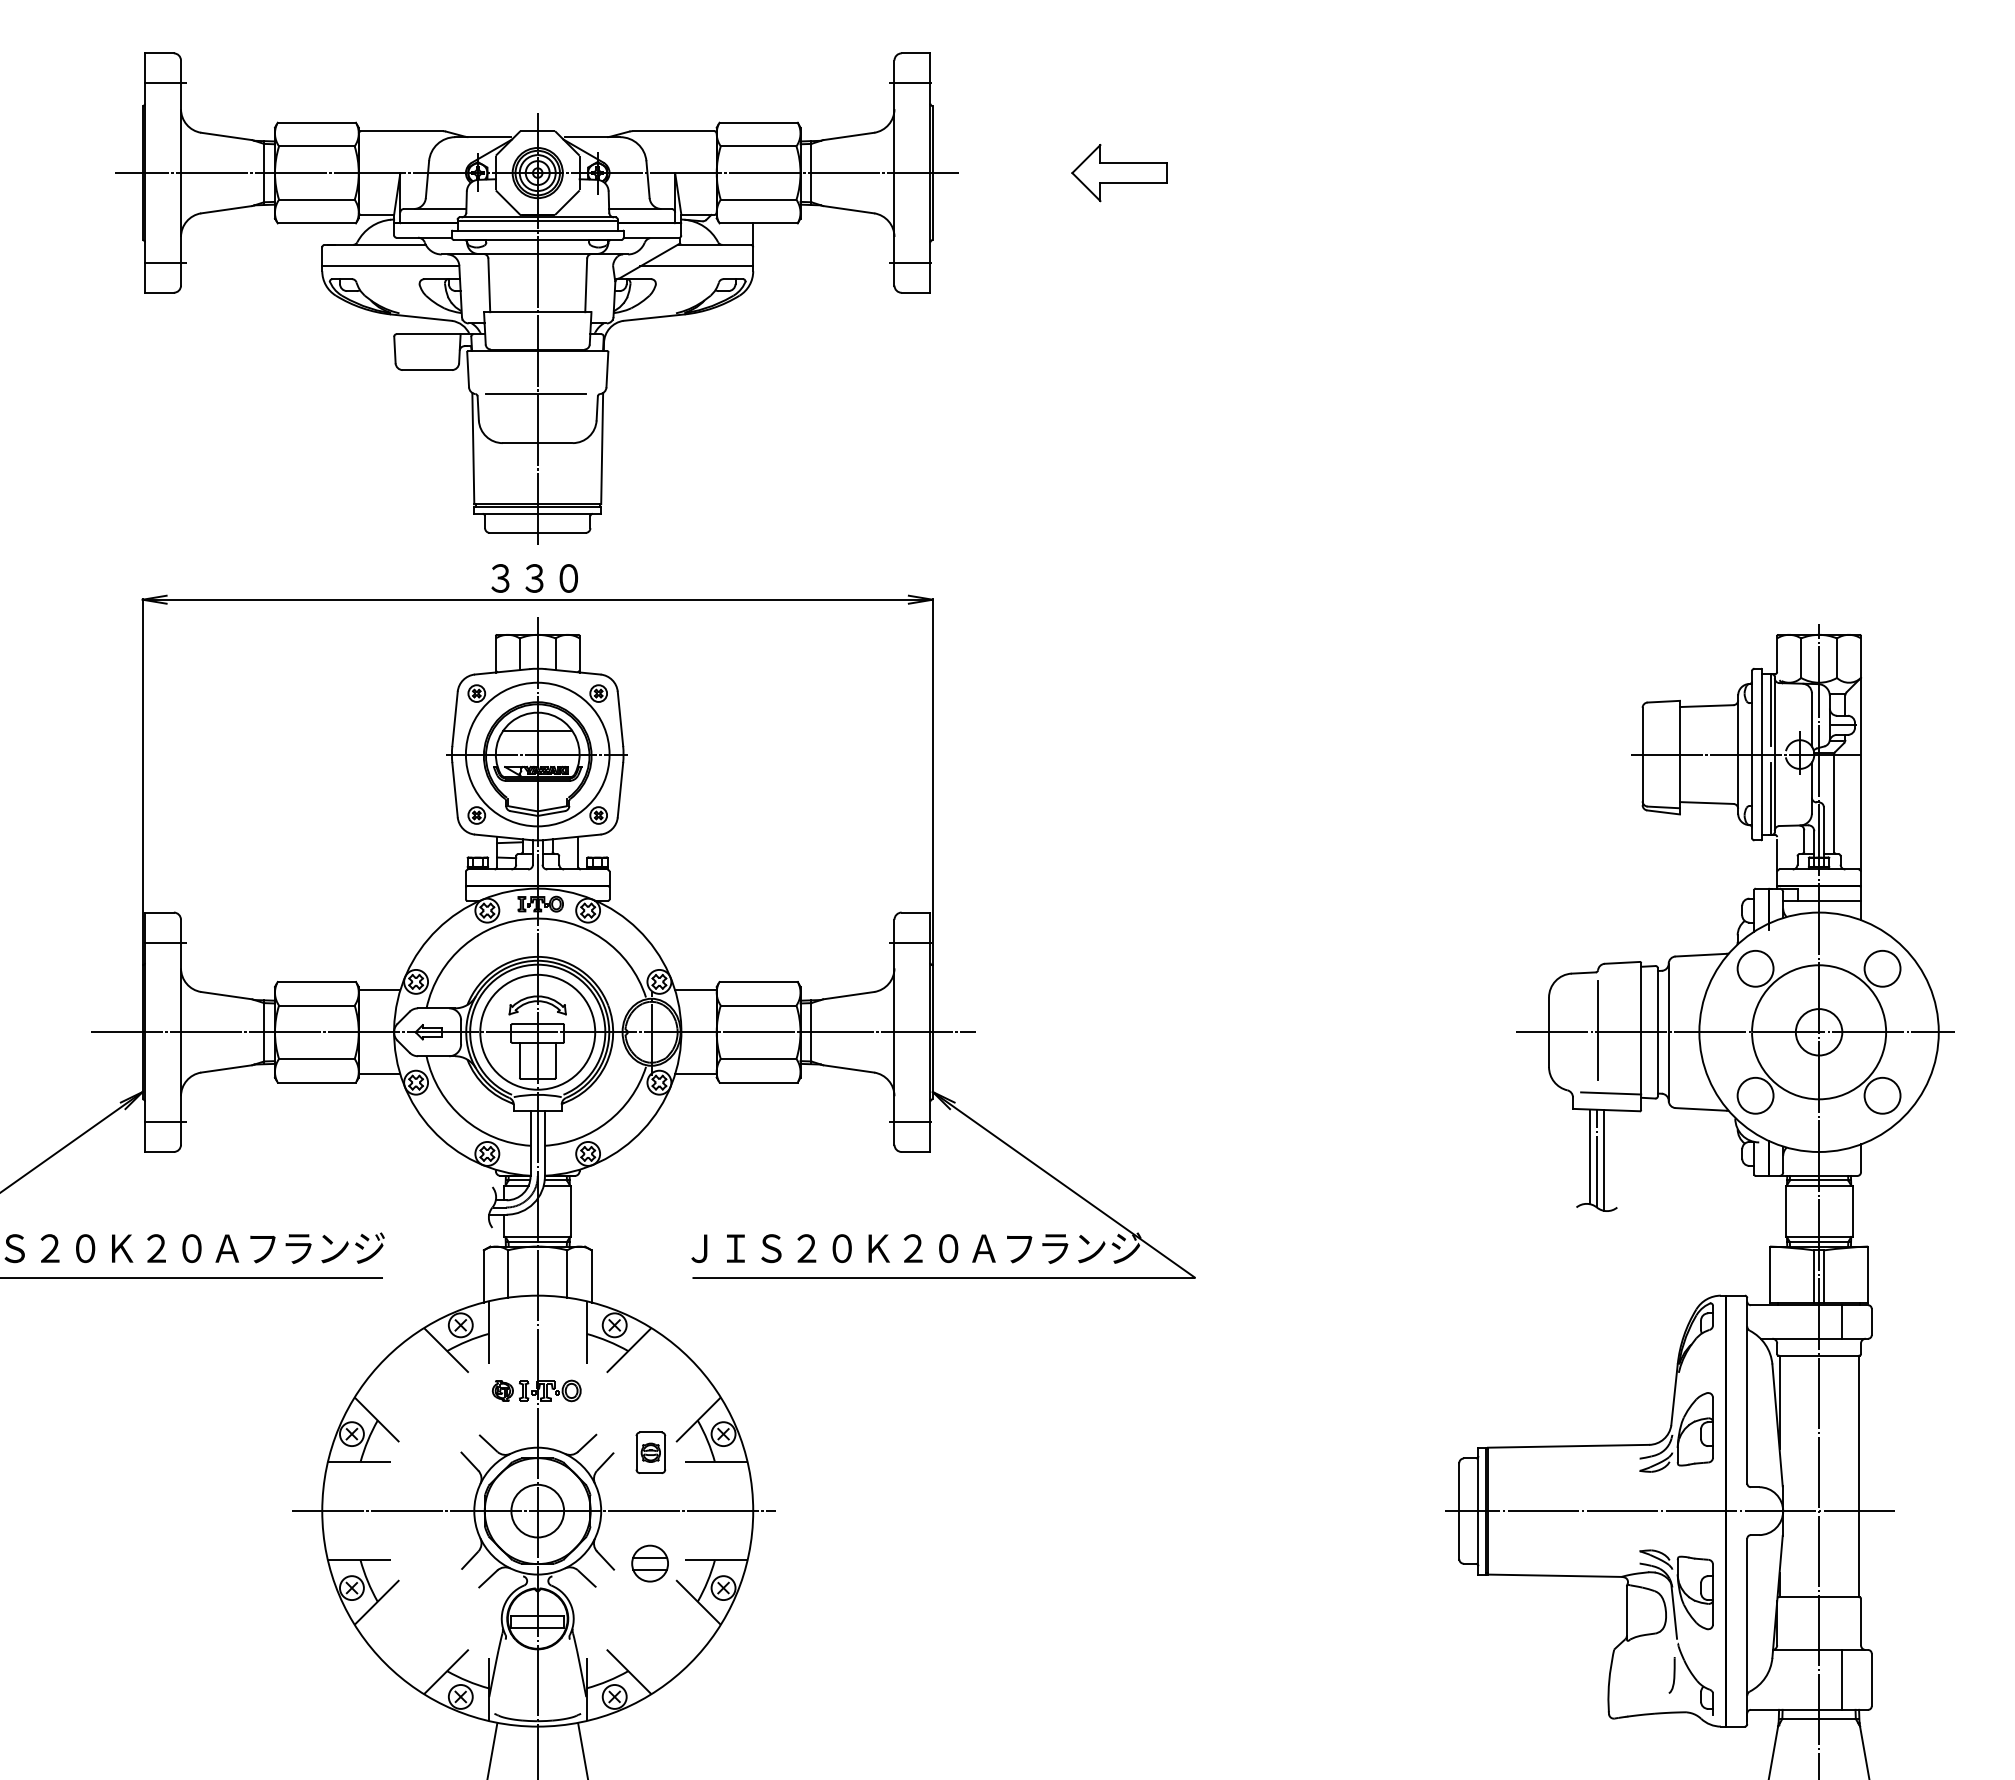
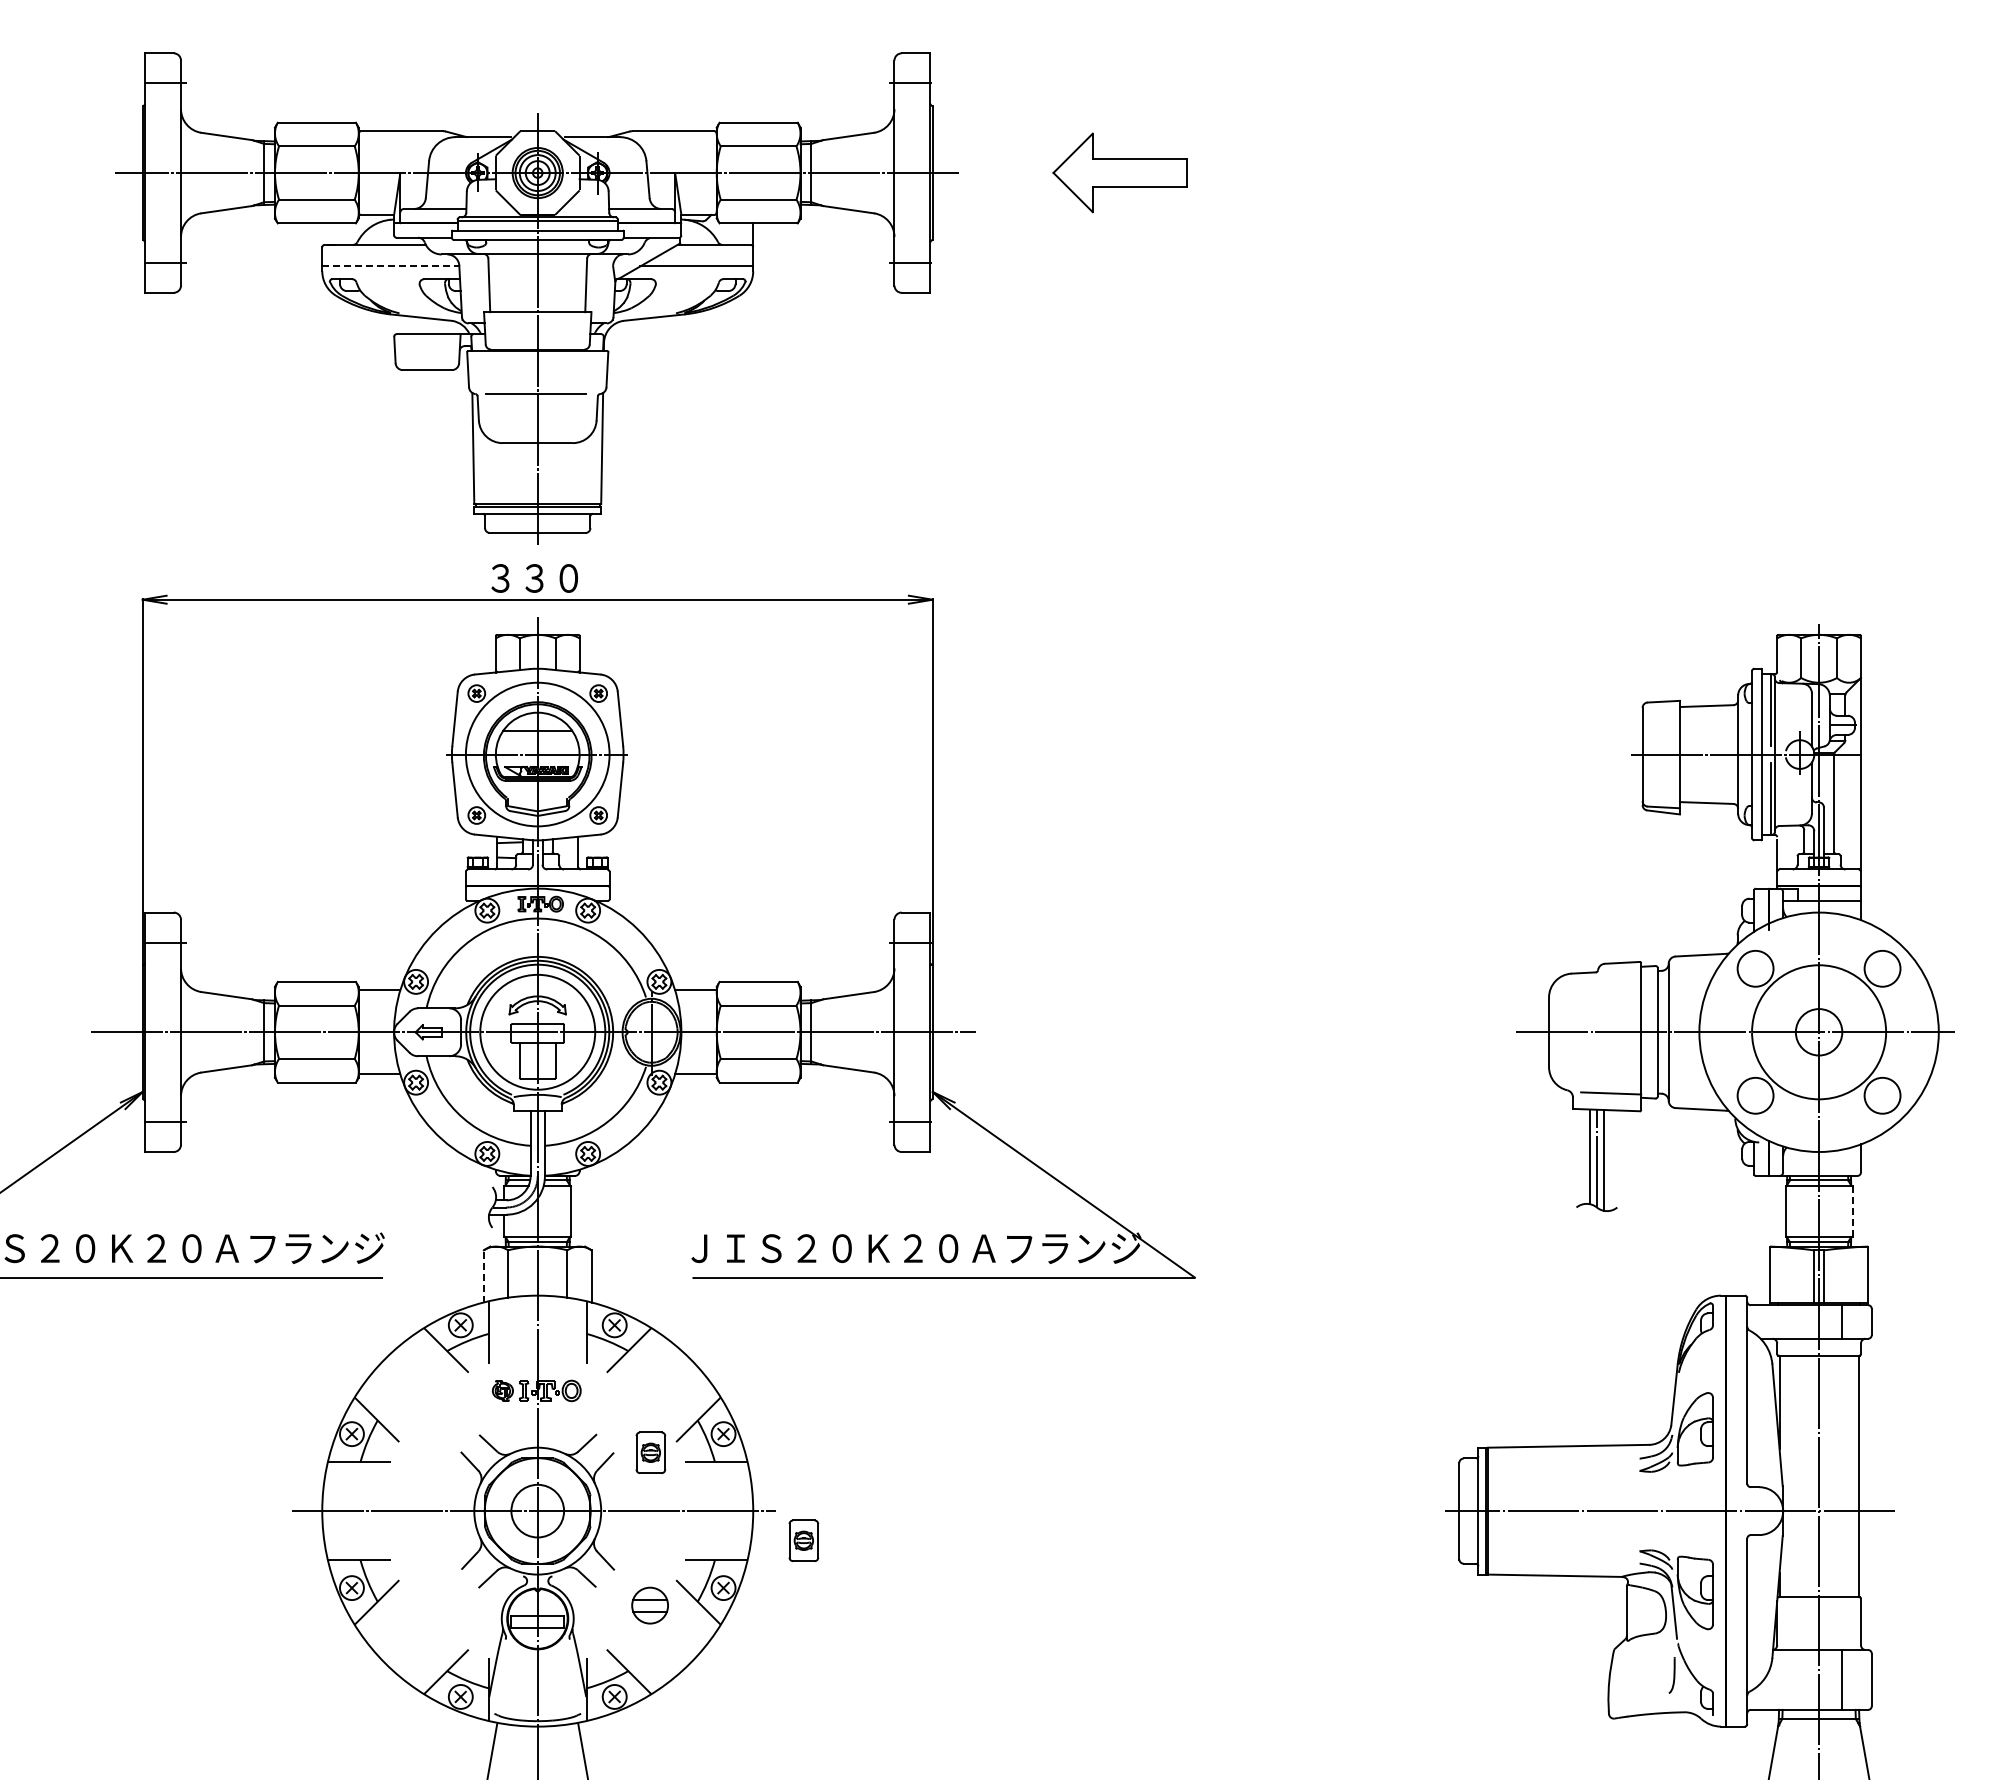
part size: 97x59 px -> 136x82 px (1119, 172)
line: solid -> dashed (390, 266)
line: present -> none (1598, 1030)
line: solid -> dashed (1852, 1211)
line: solid -> dashed (483, 1275)
part: none -> present (803, 1540)
part position: (649, 1563) -> (649, 1605) (649, 1605)
